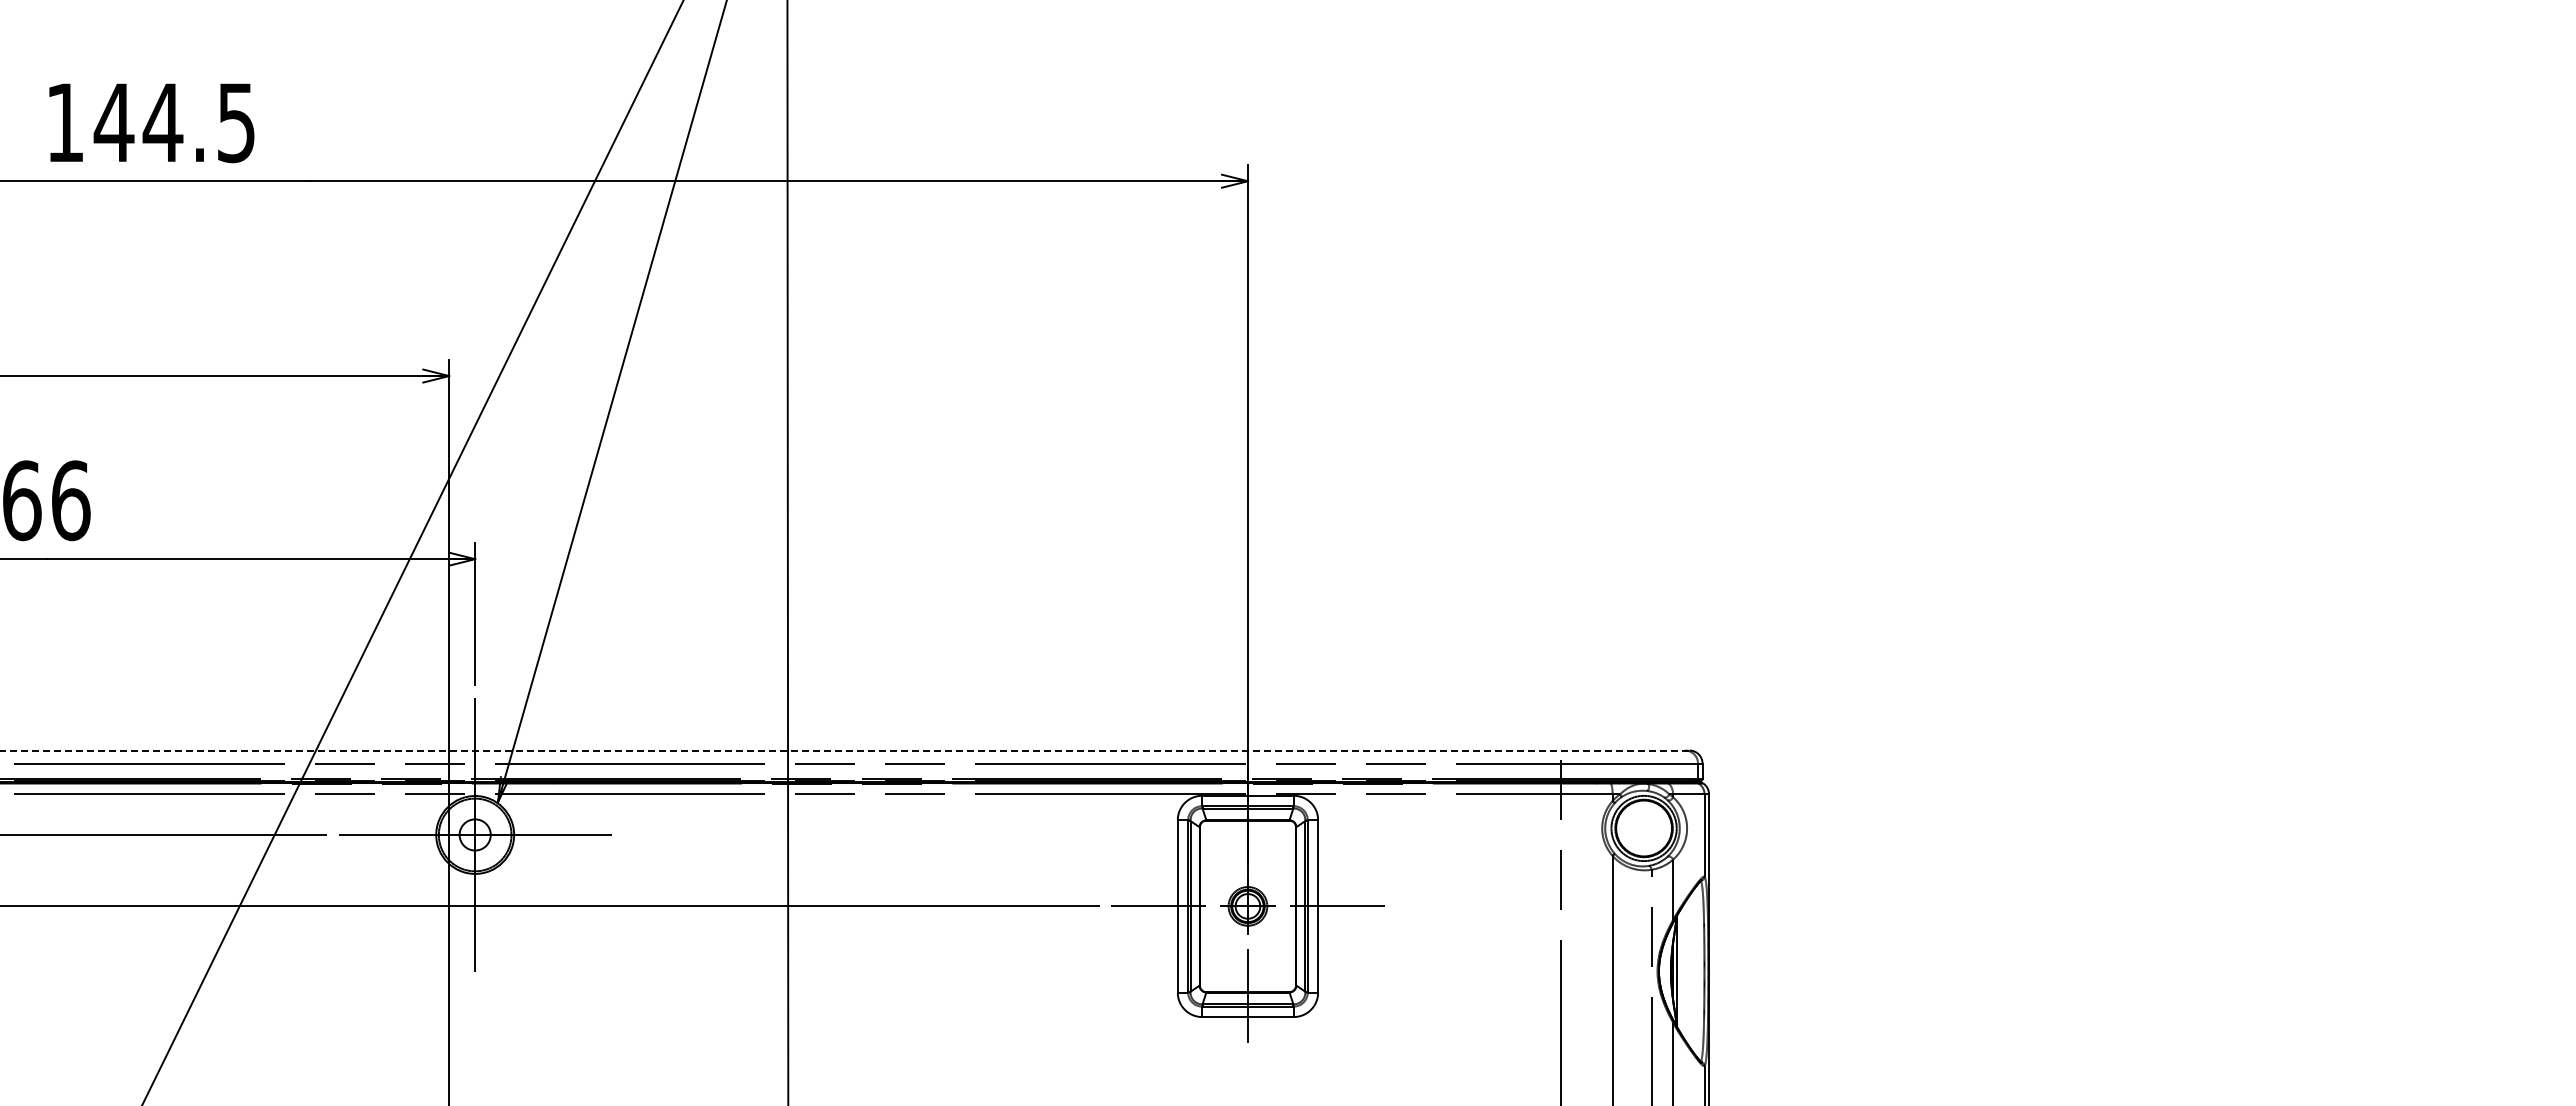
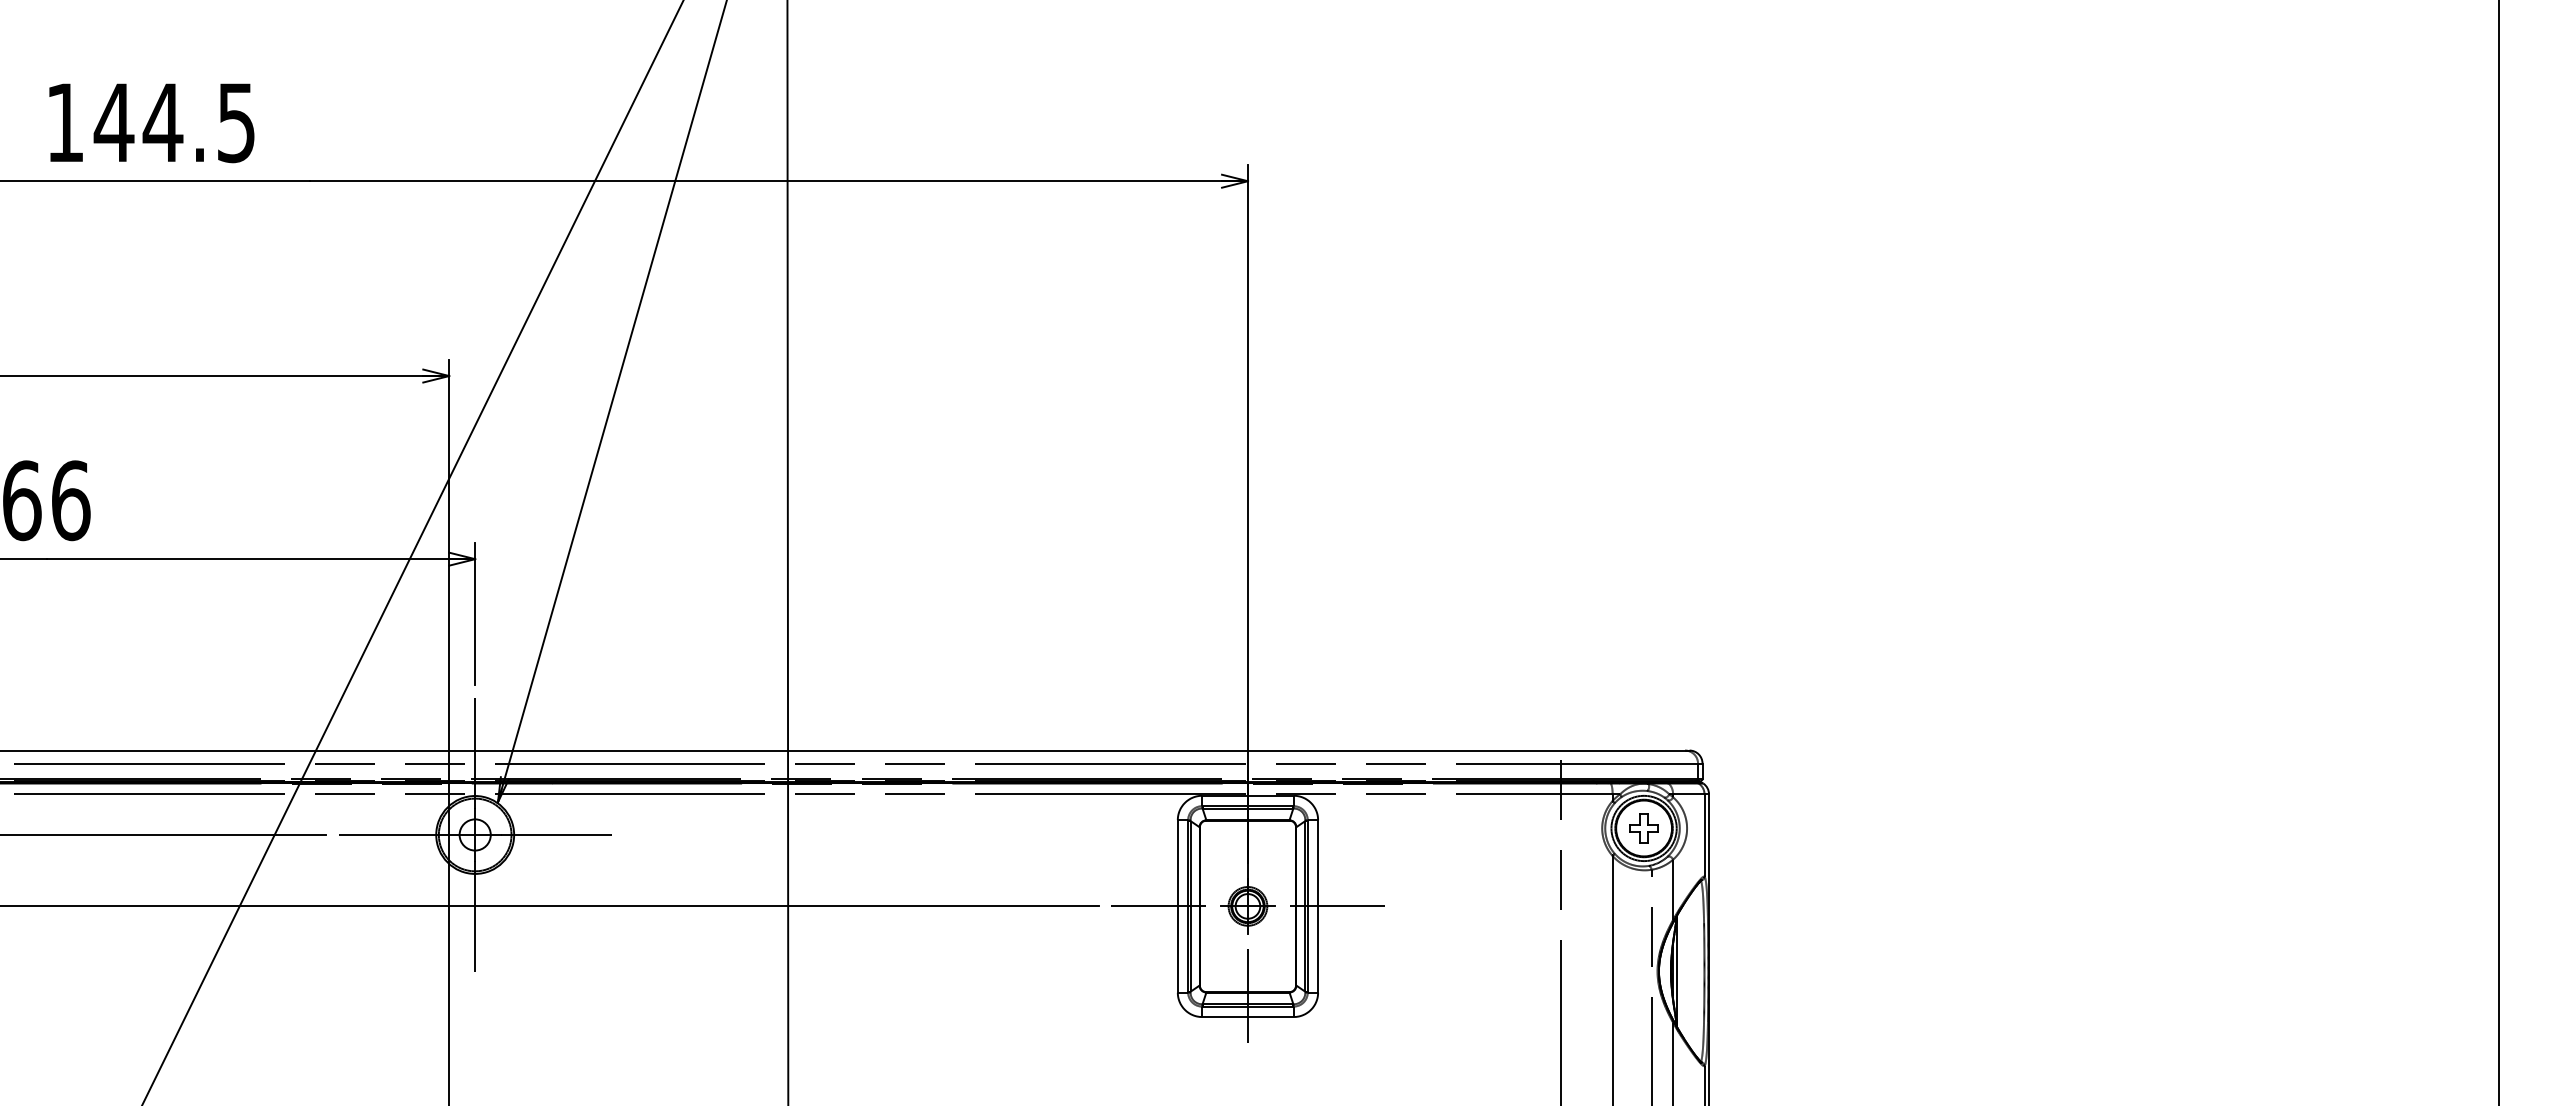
line: none -> present (2498, 552)
line: dashed -> solid (845, 750)
part: none -> present (1643, 828)
